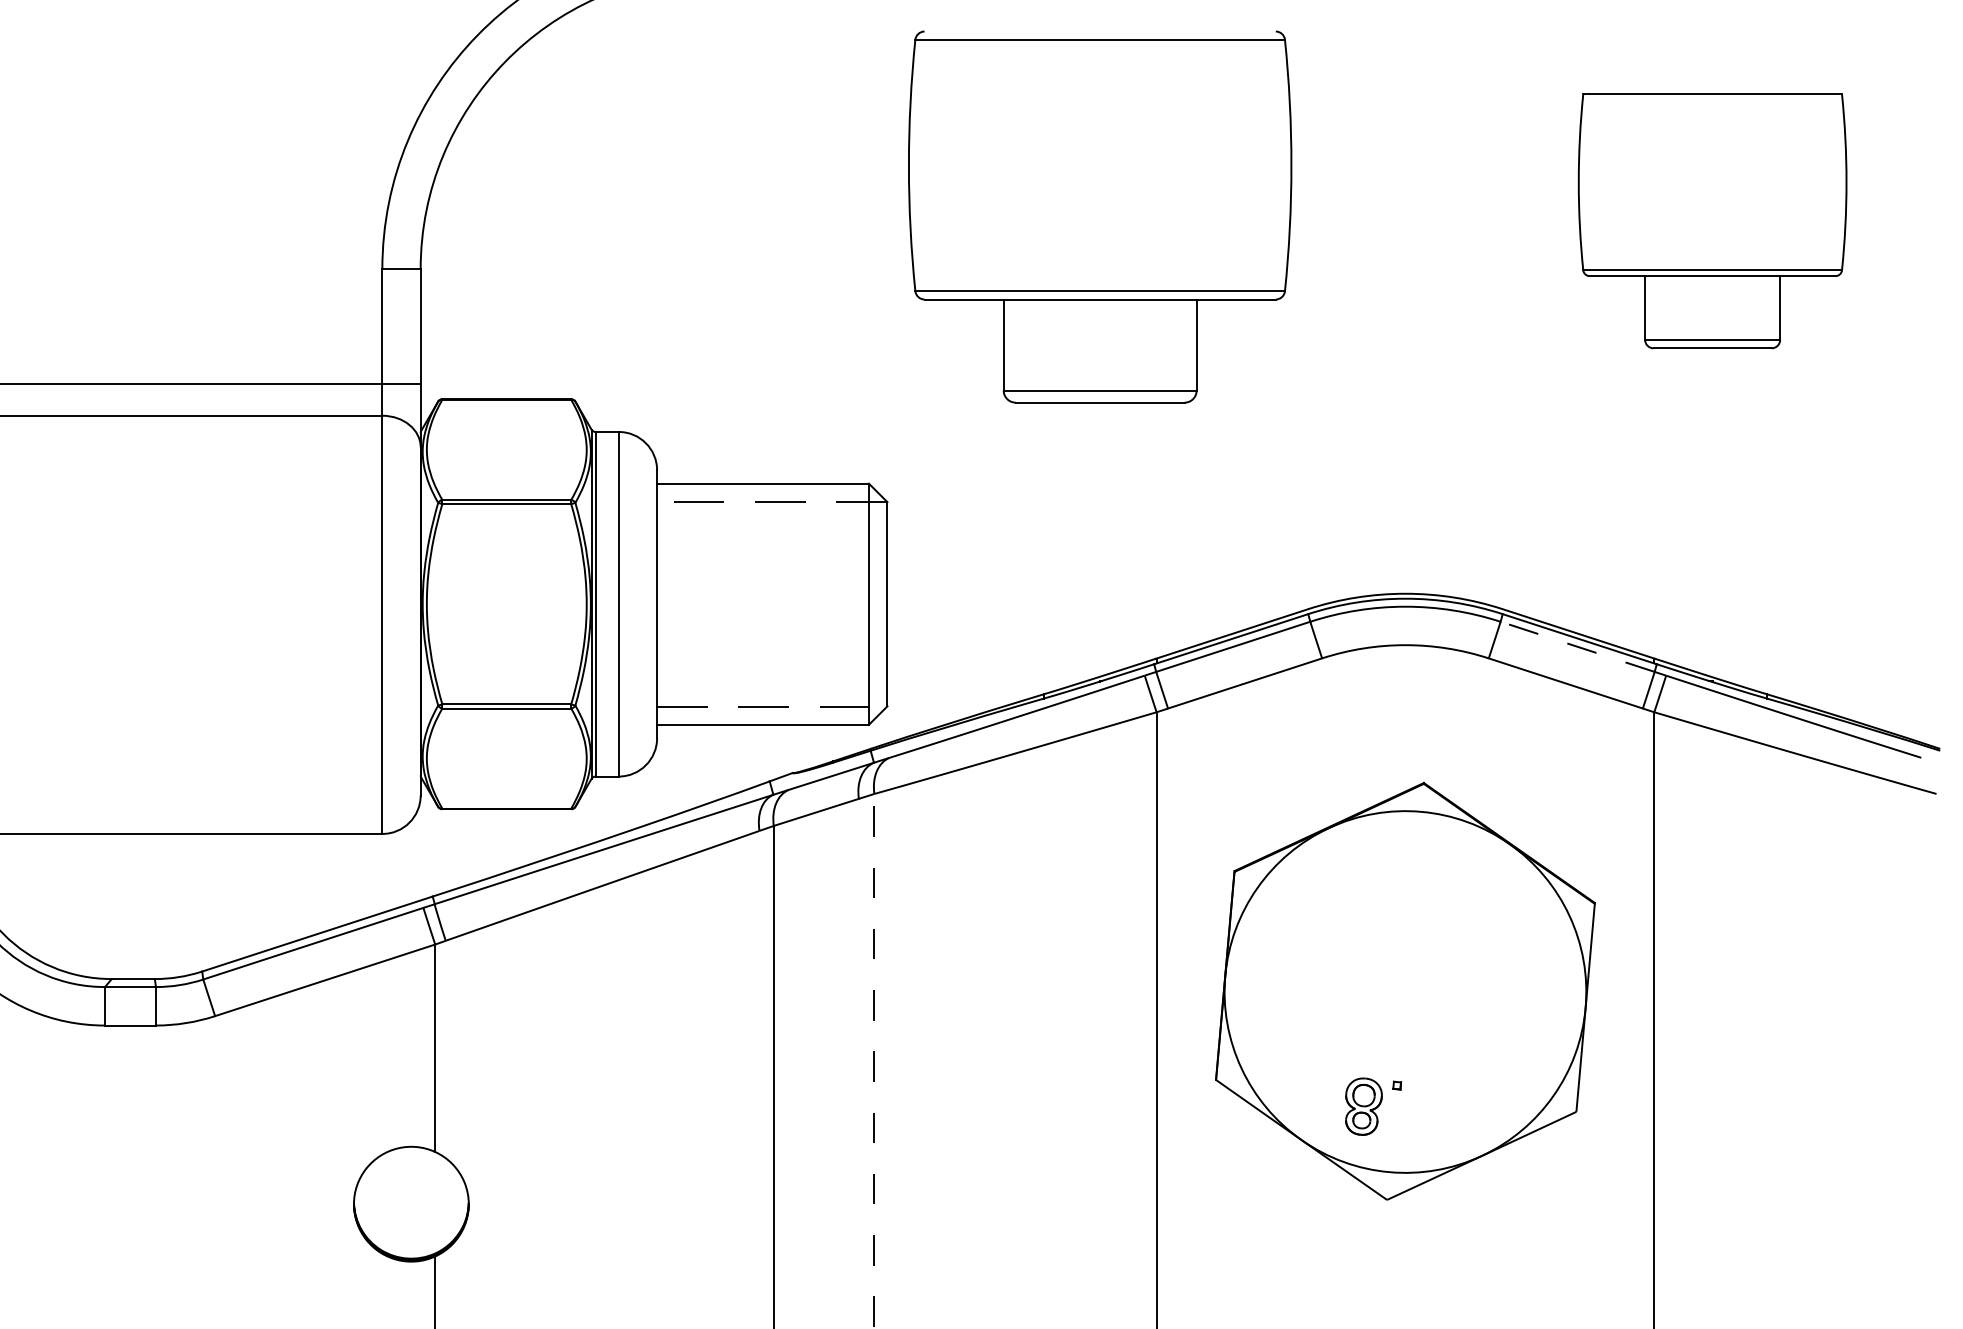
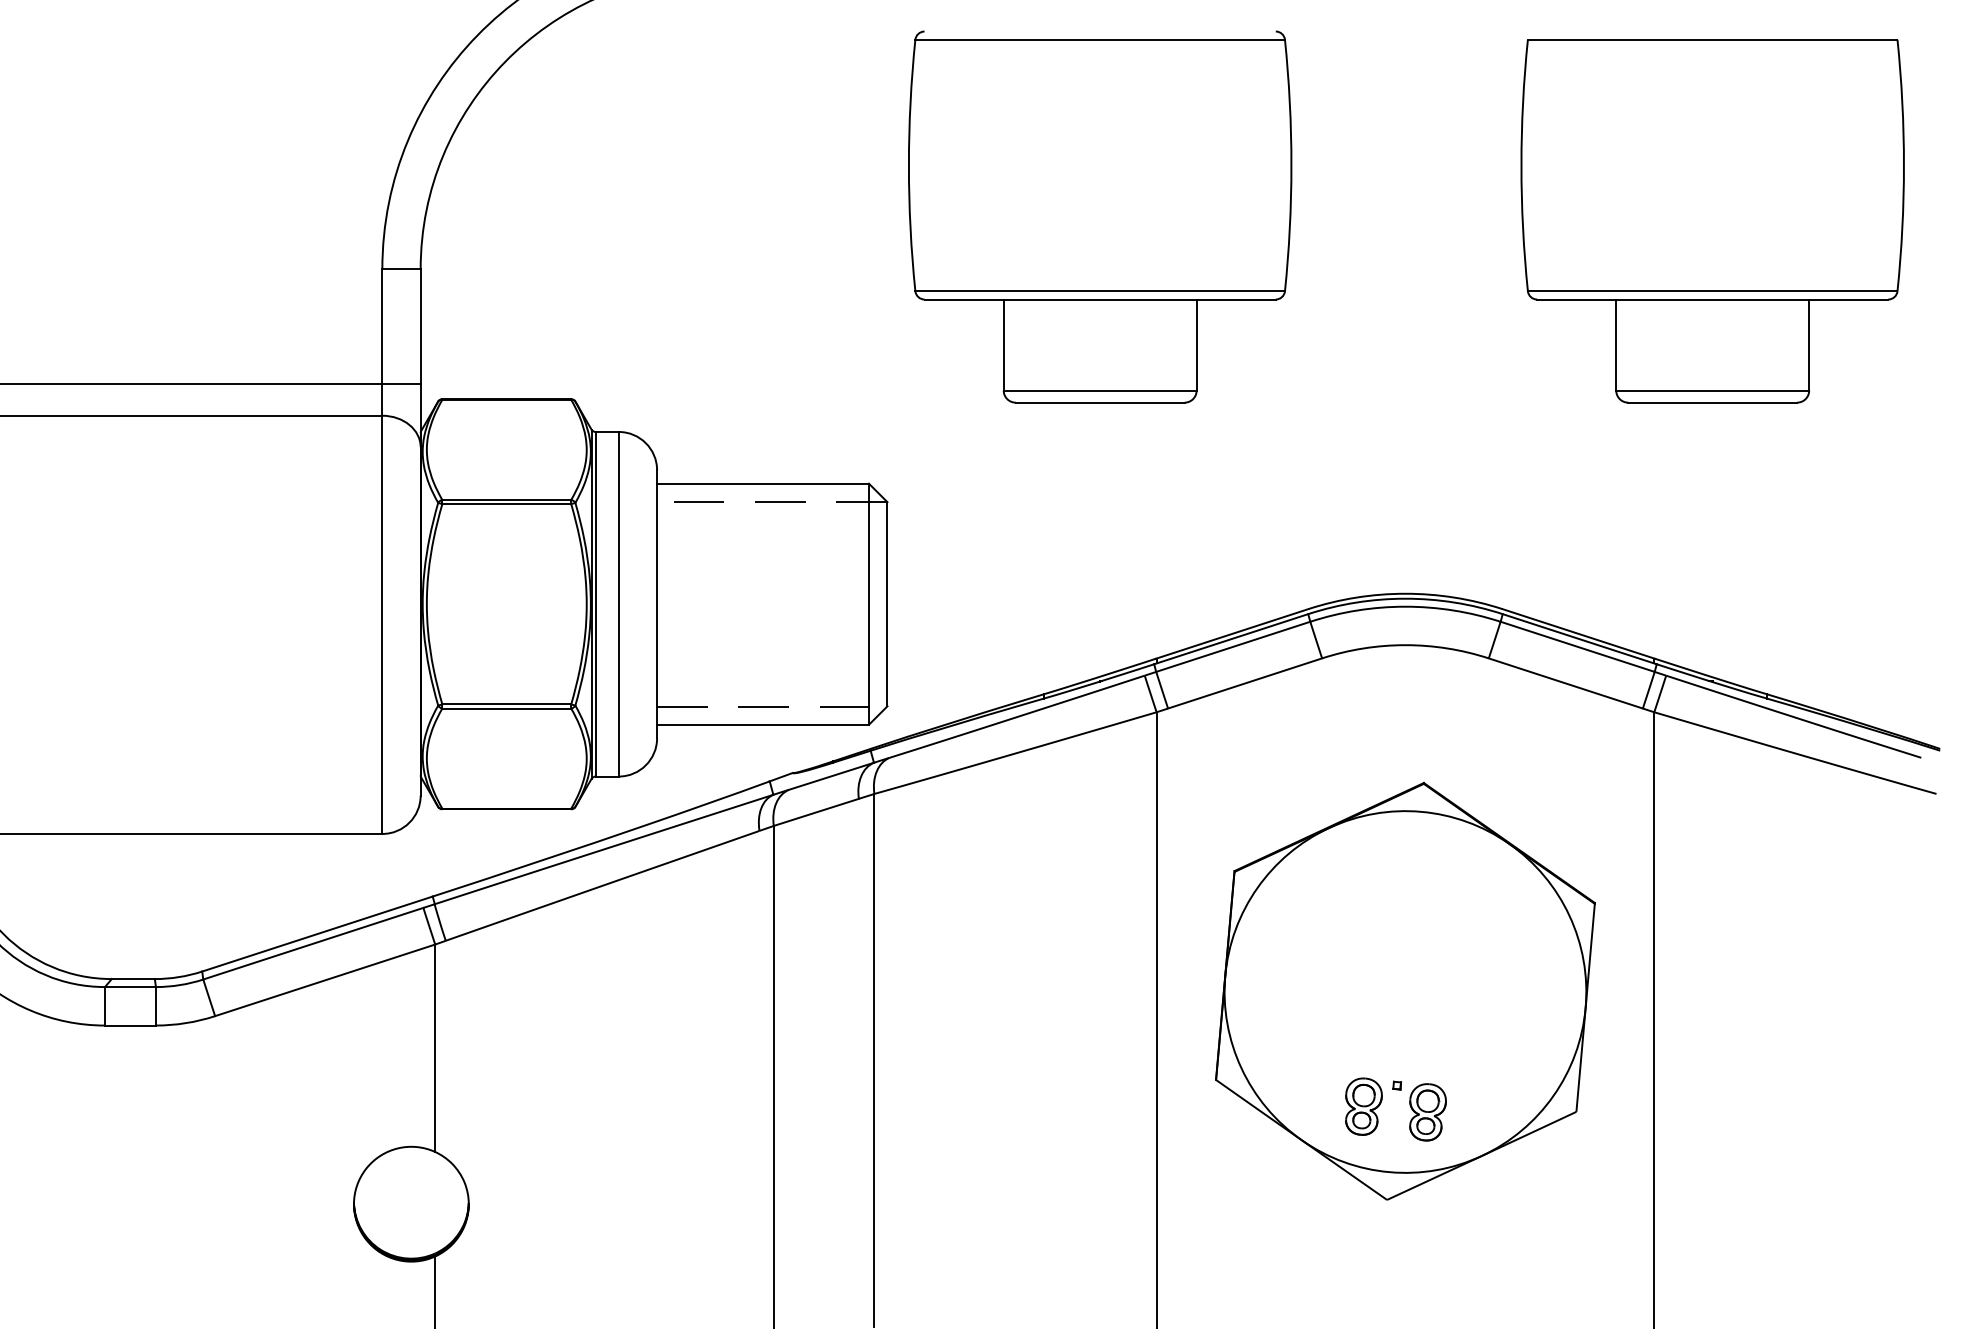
part size: 271x257 px -> 385x365 px (1712, 221)
line: dashed -> solid (1577, 646)
line: dashed -> solid (874, 1059)
part: none -> present (1427, 1112)
